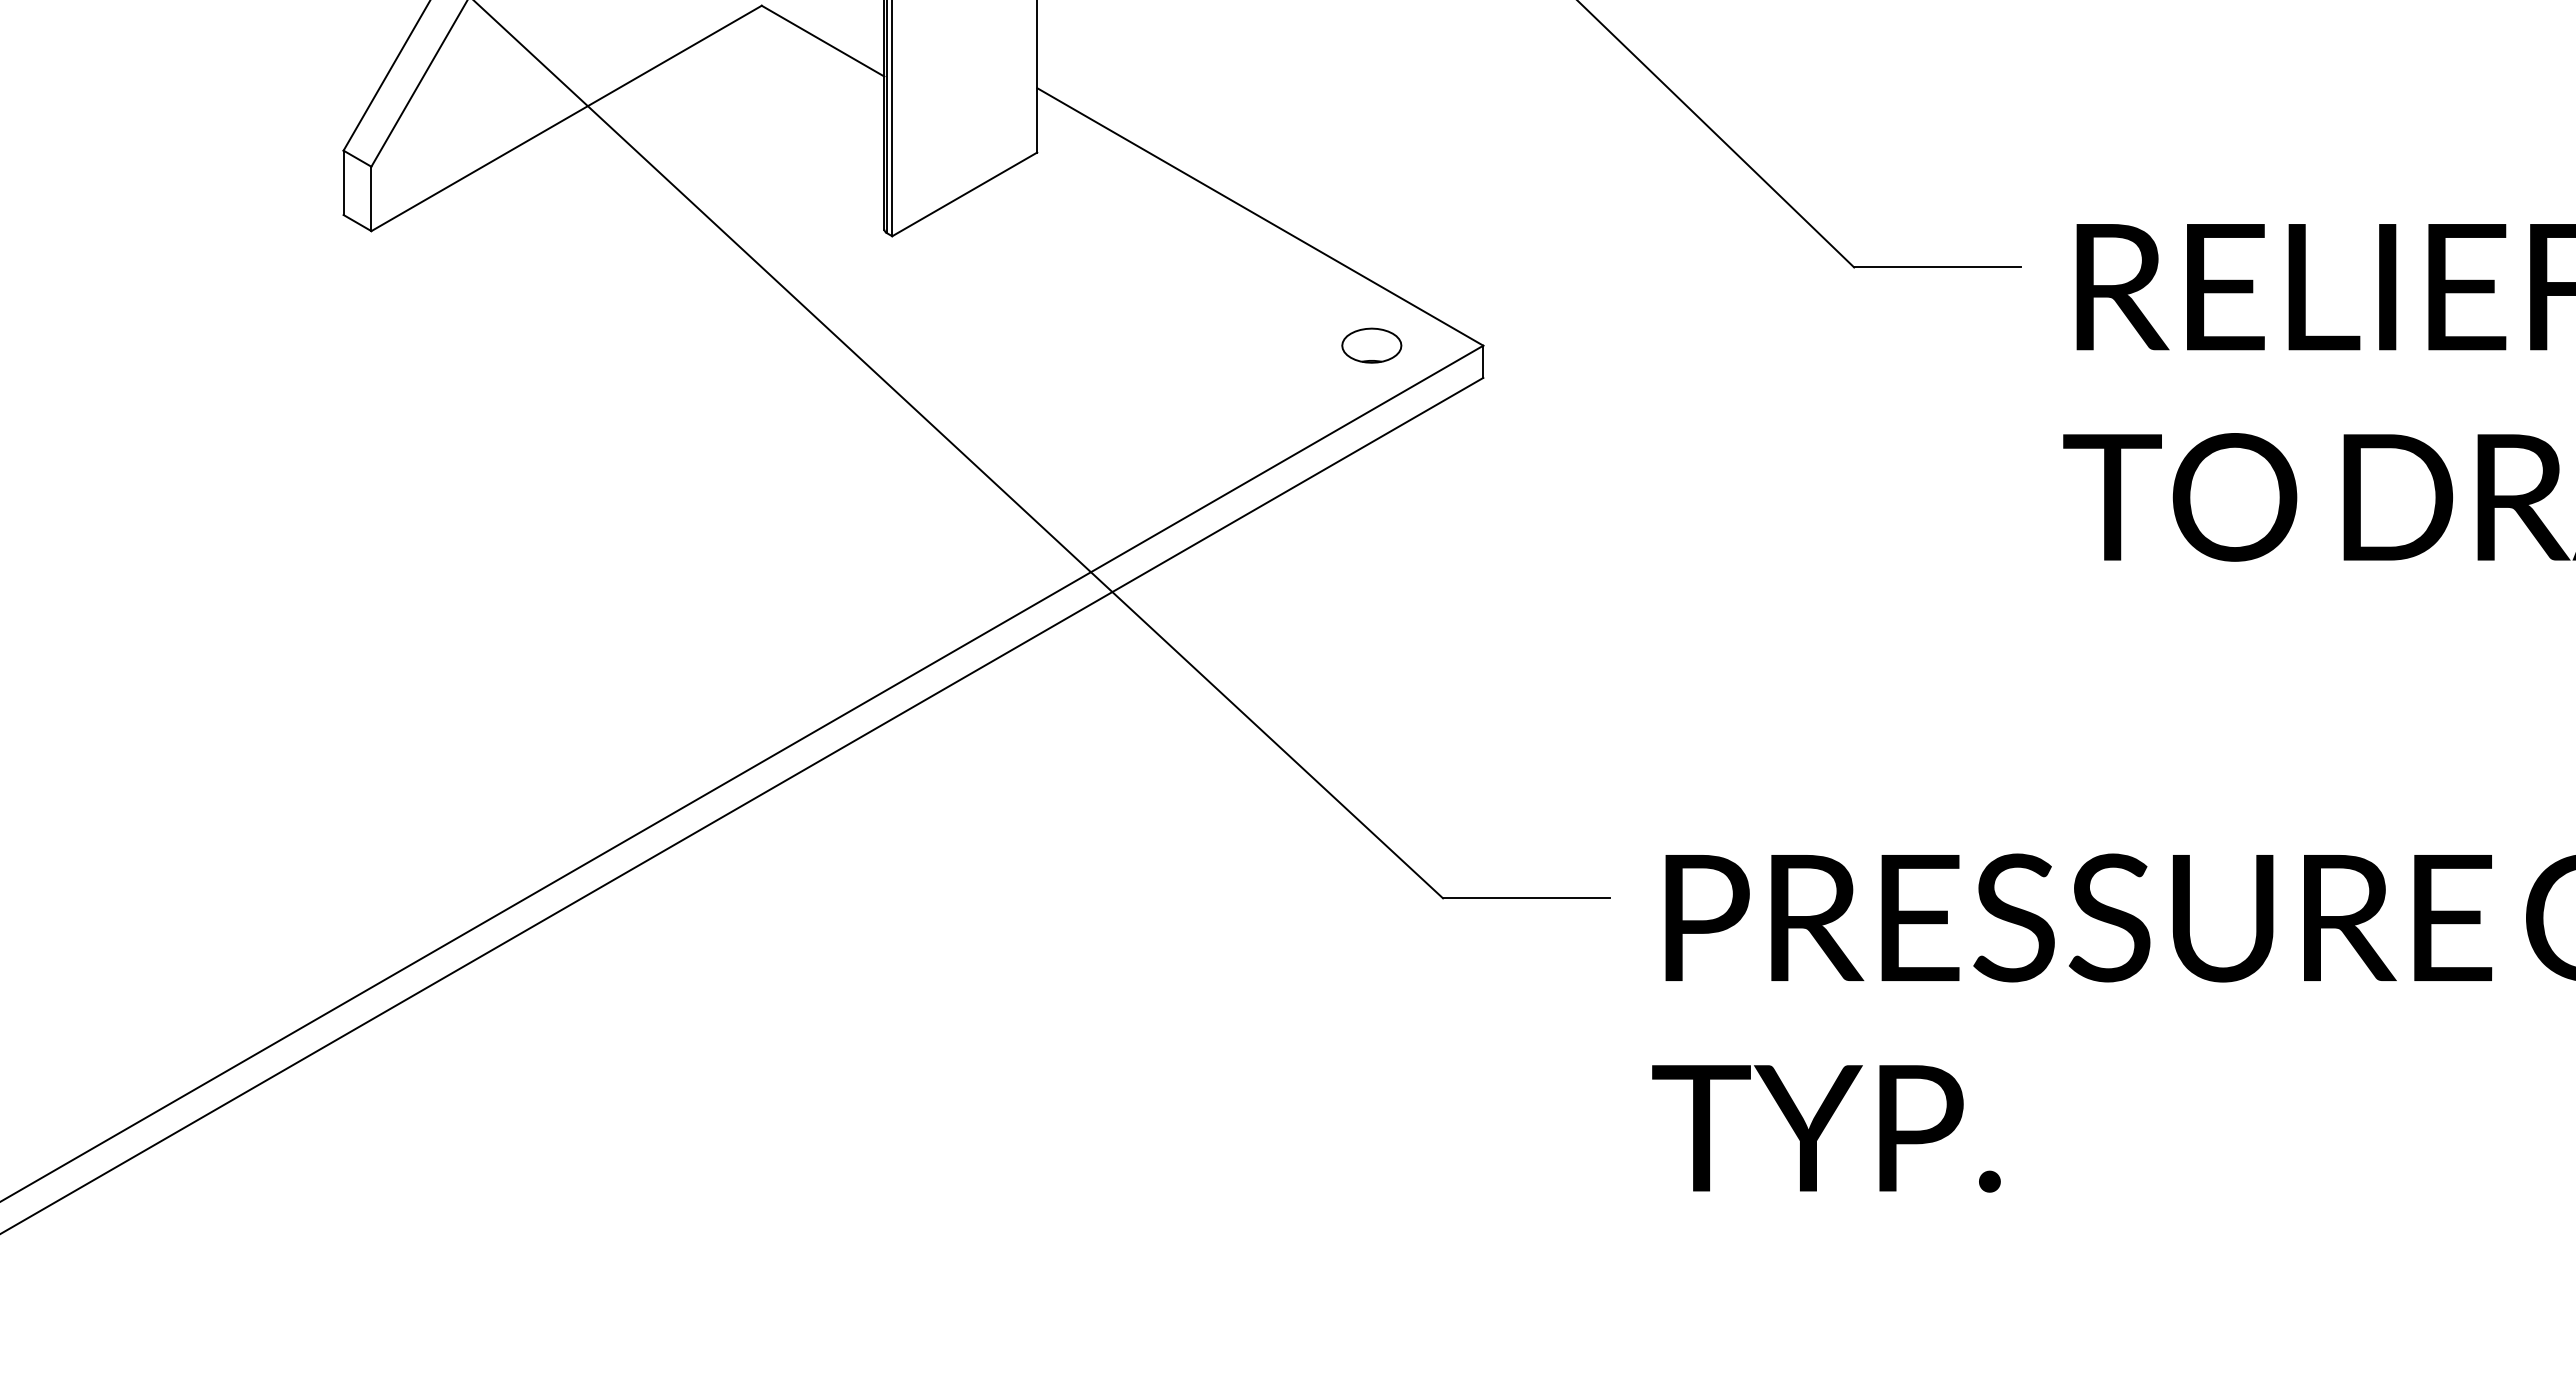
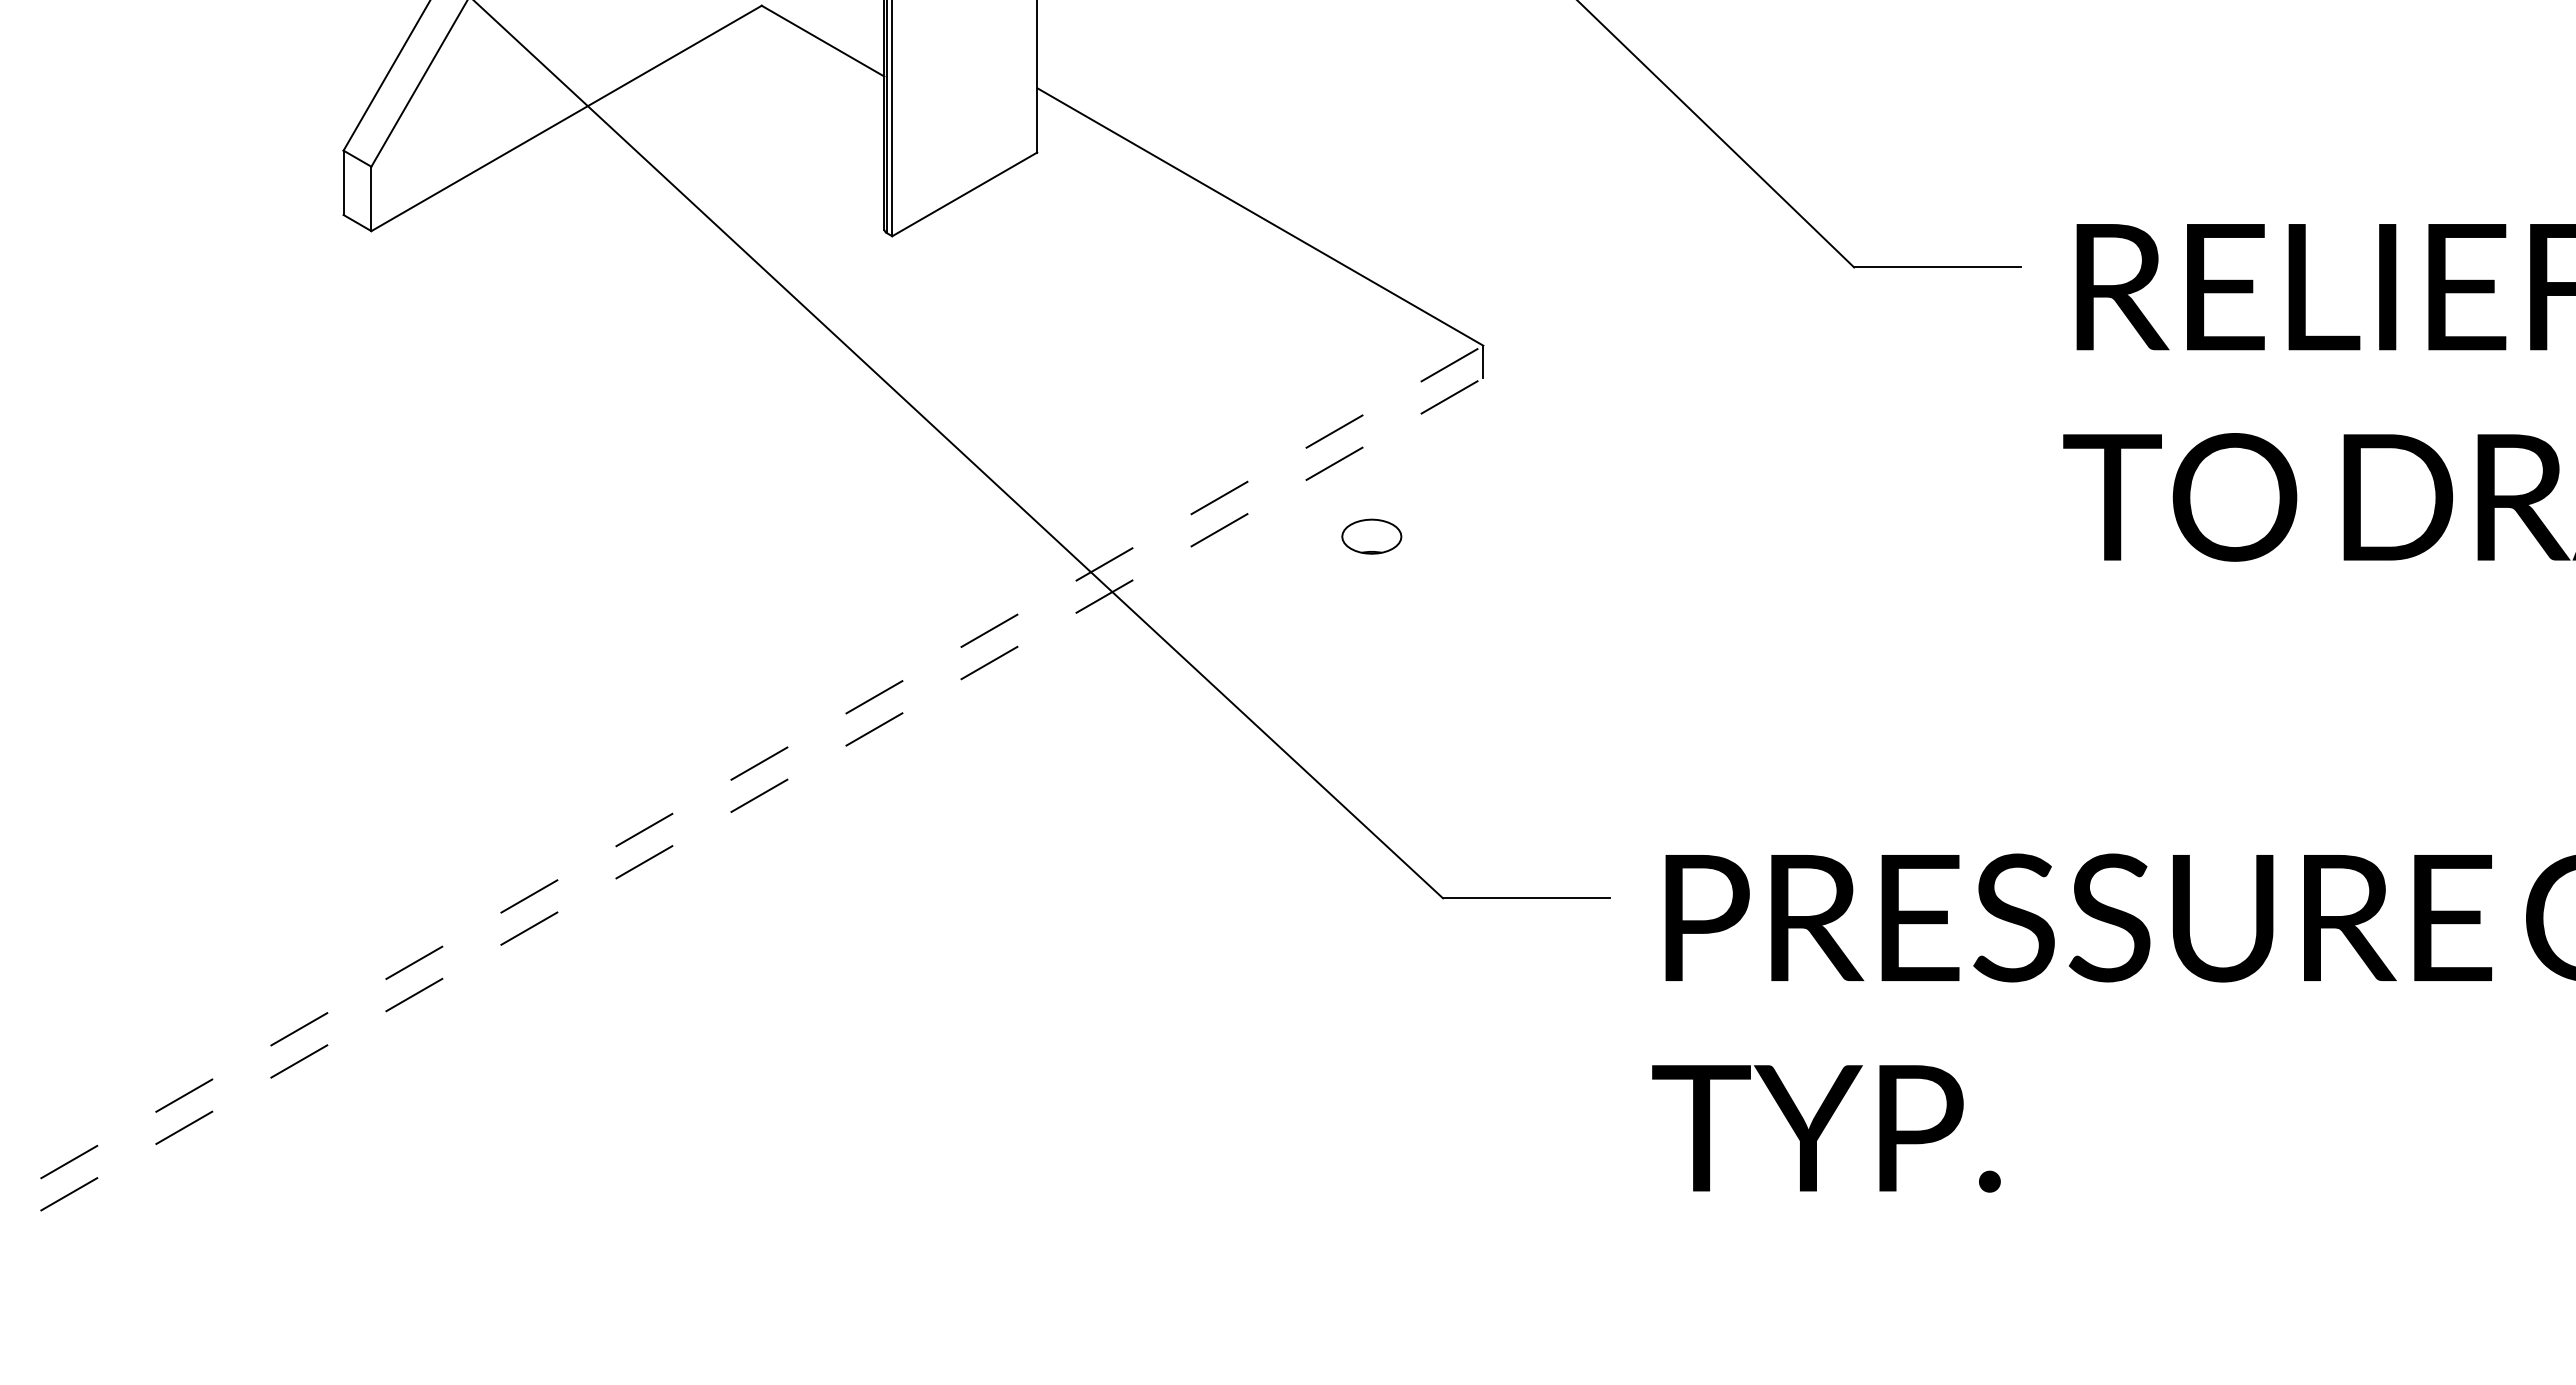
part position: (1371, 345) -> (1371, 536) (1371, 536)
line: solid -> dashed (742, 773)
line: solid -> dashed (742, 805)
